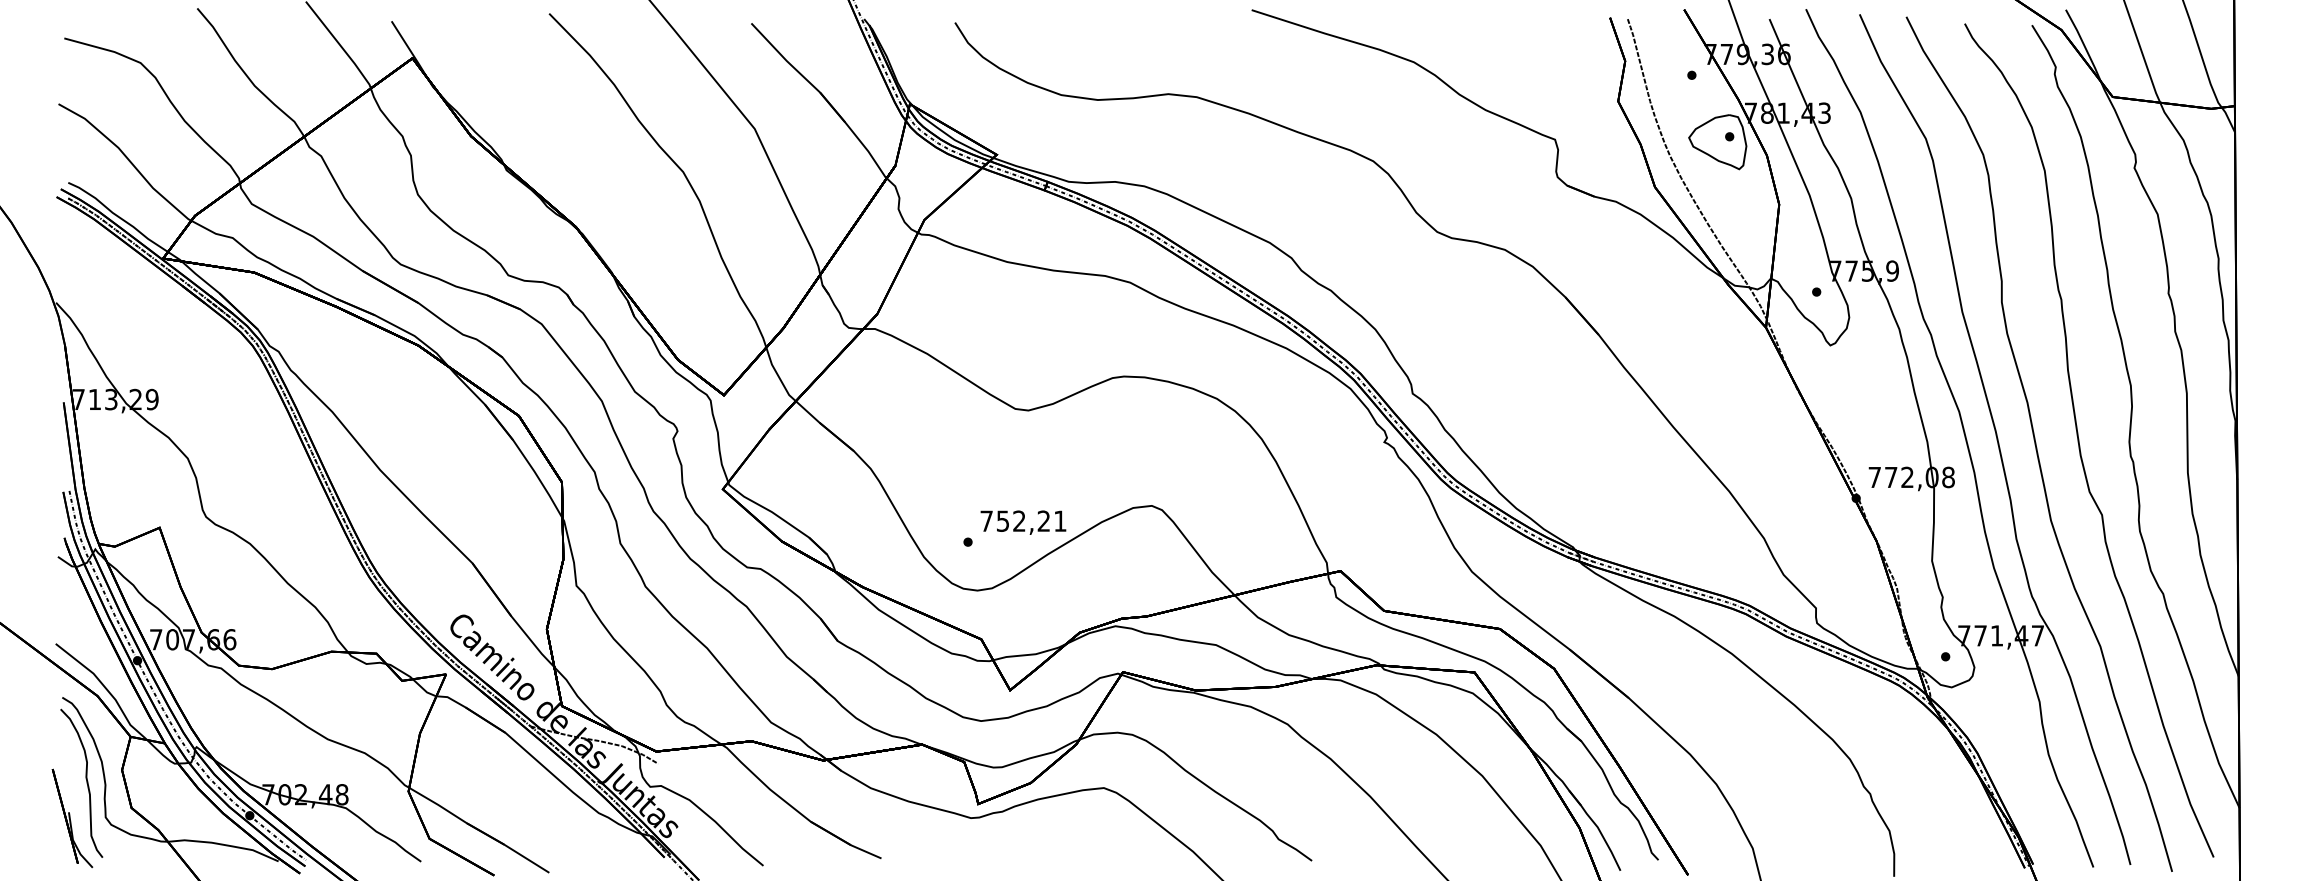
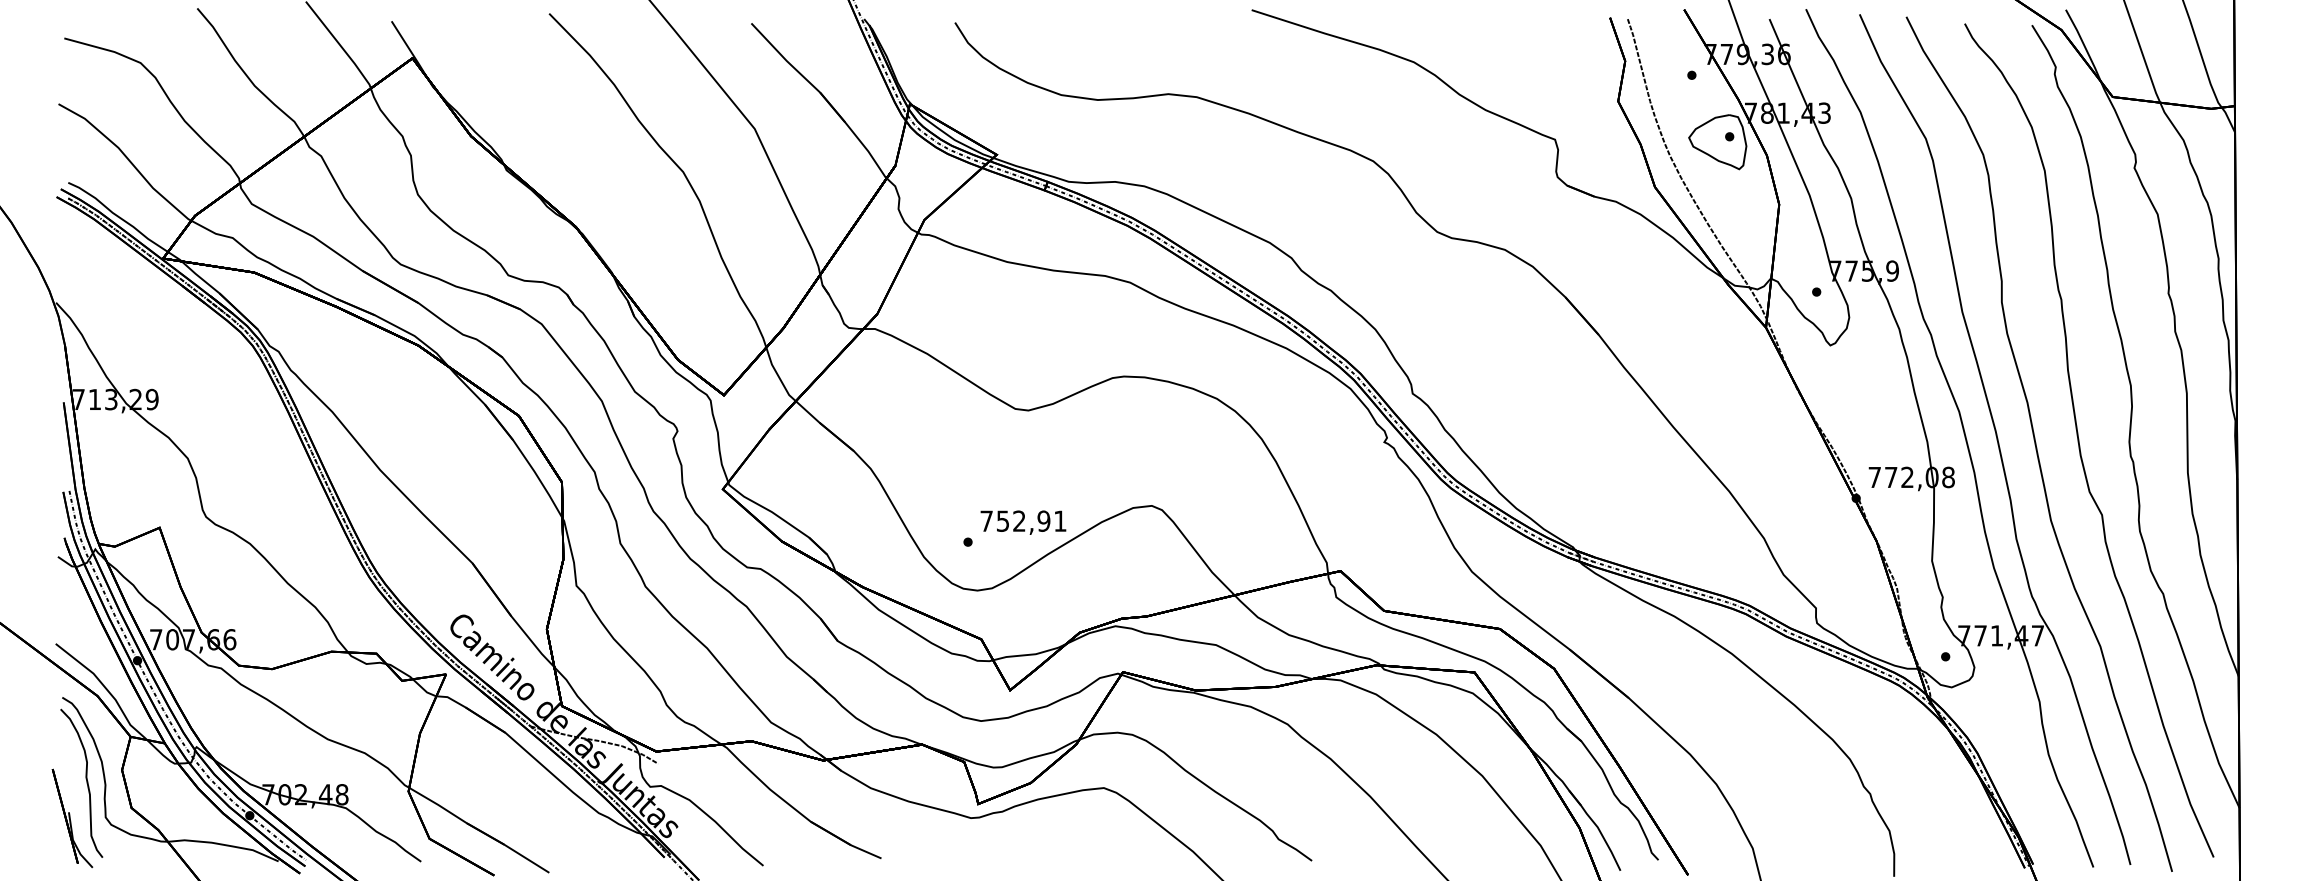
text: 752,21 -> 752,91 (1043, 520)
